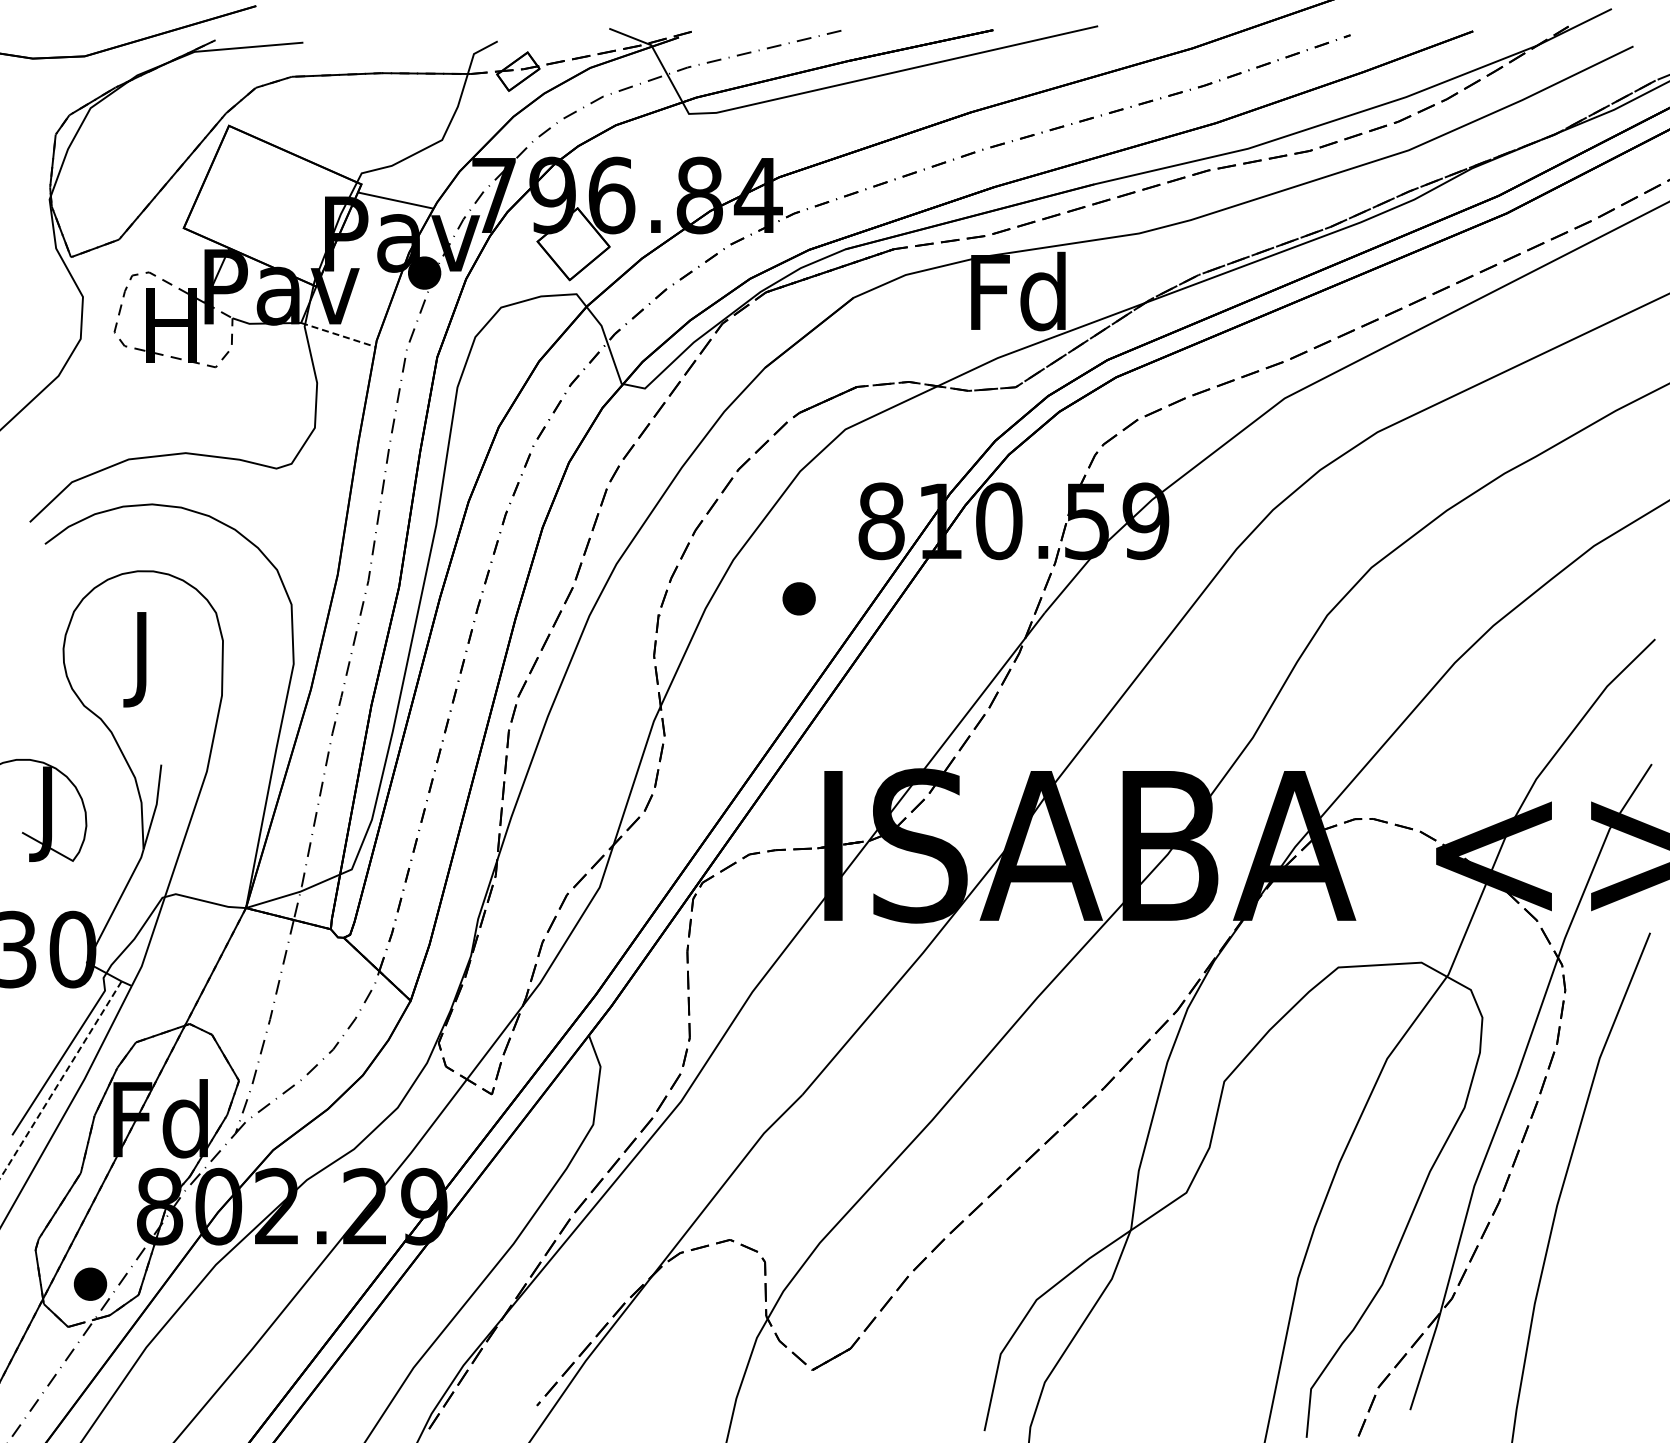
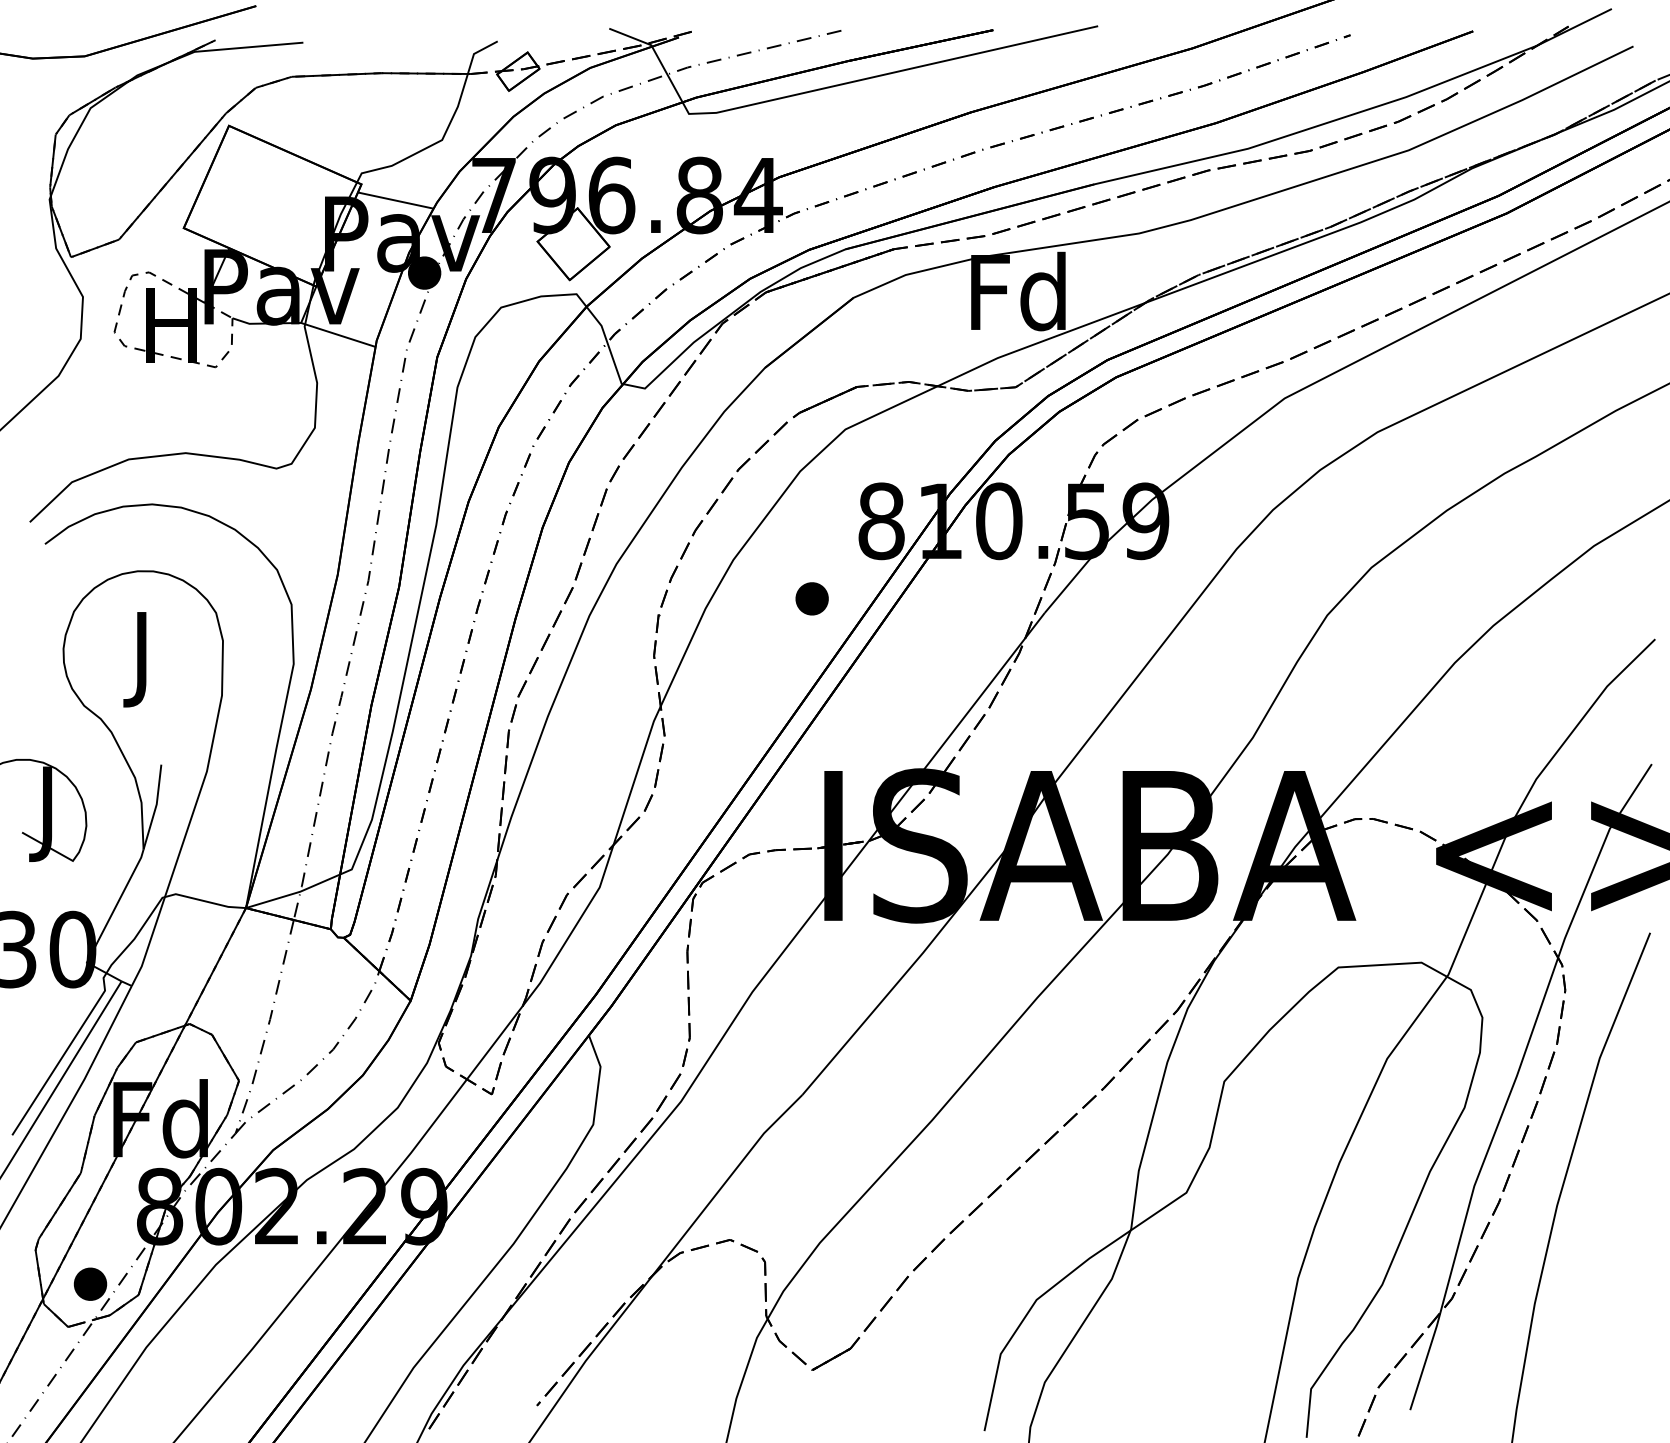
line: dashed -> solid (338, 335)
part position: (798, 598) -> (811, 598) (811, 598)
line: dashed -> solid (60, 1080)
